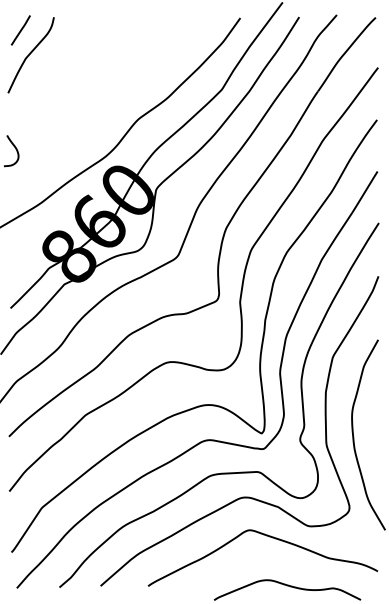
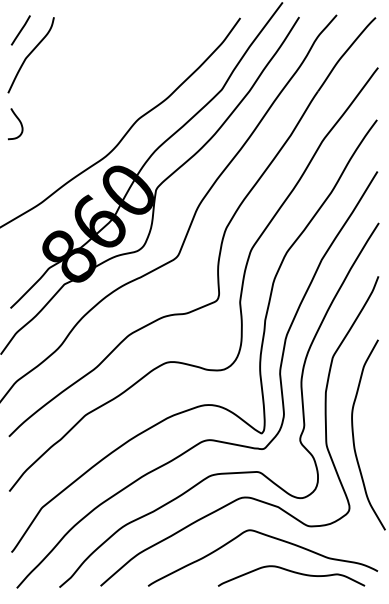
curve position: (15, 149) -> (19, 122) (19, 122)
curve position: (287, 586) -> (291, 572) (291, 572)
